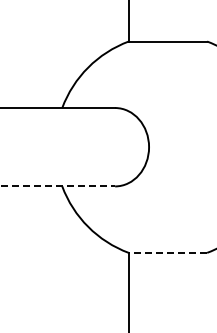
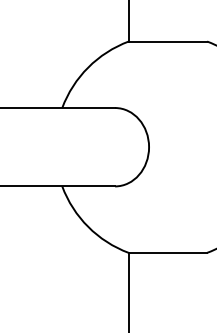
line: dashed -> solid (58, 186)
line: dashed -> solid (167, 252)
